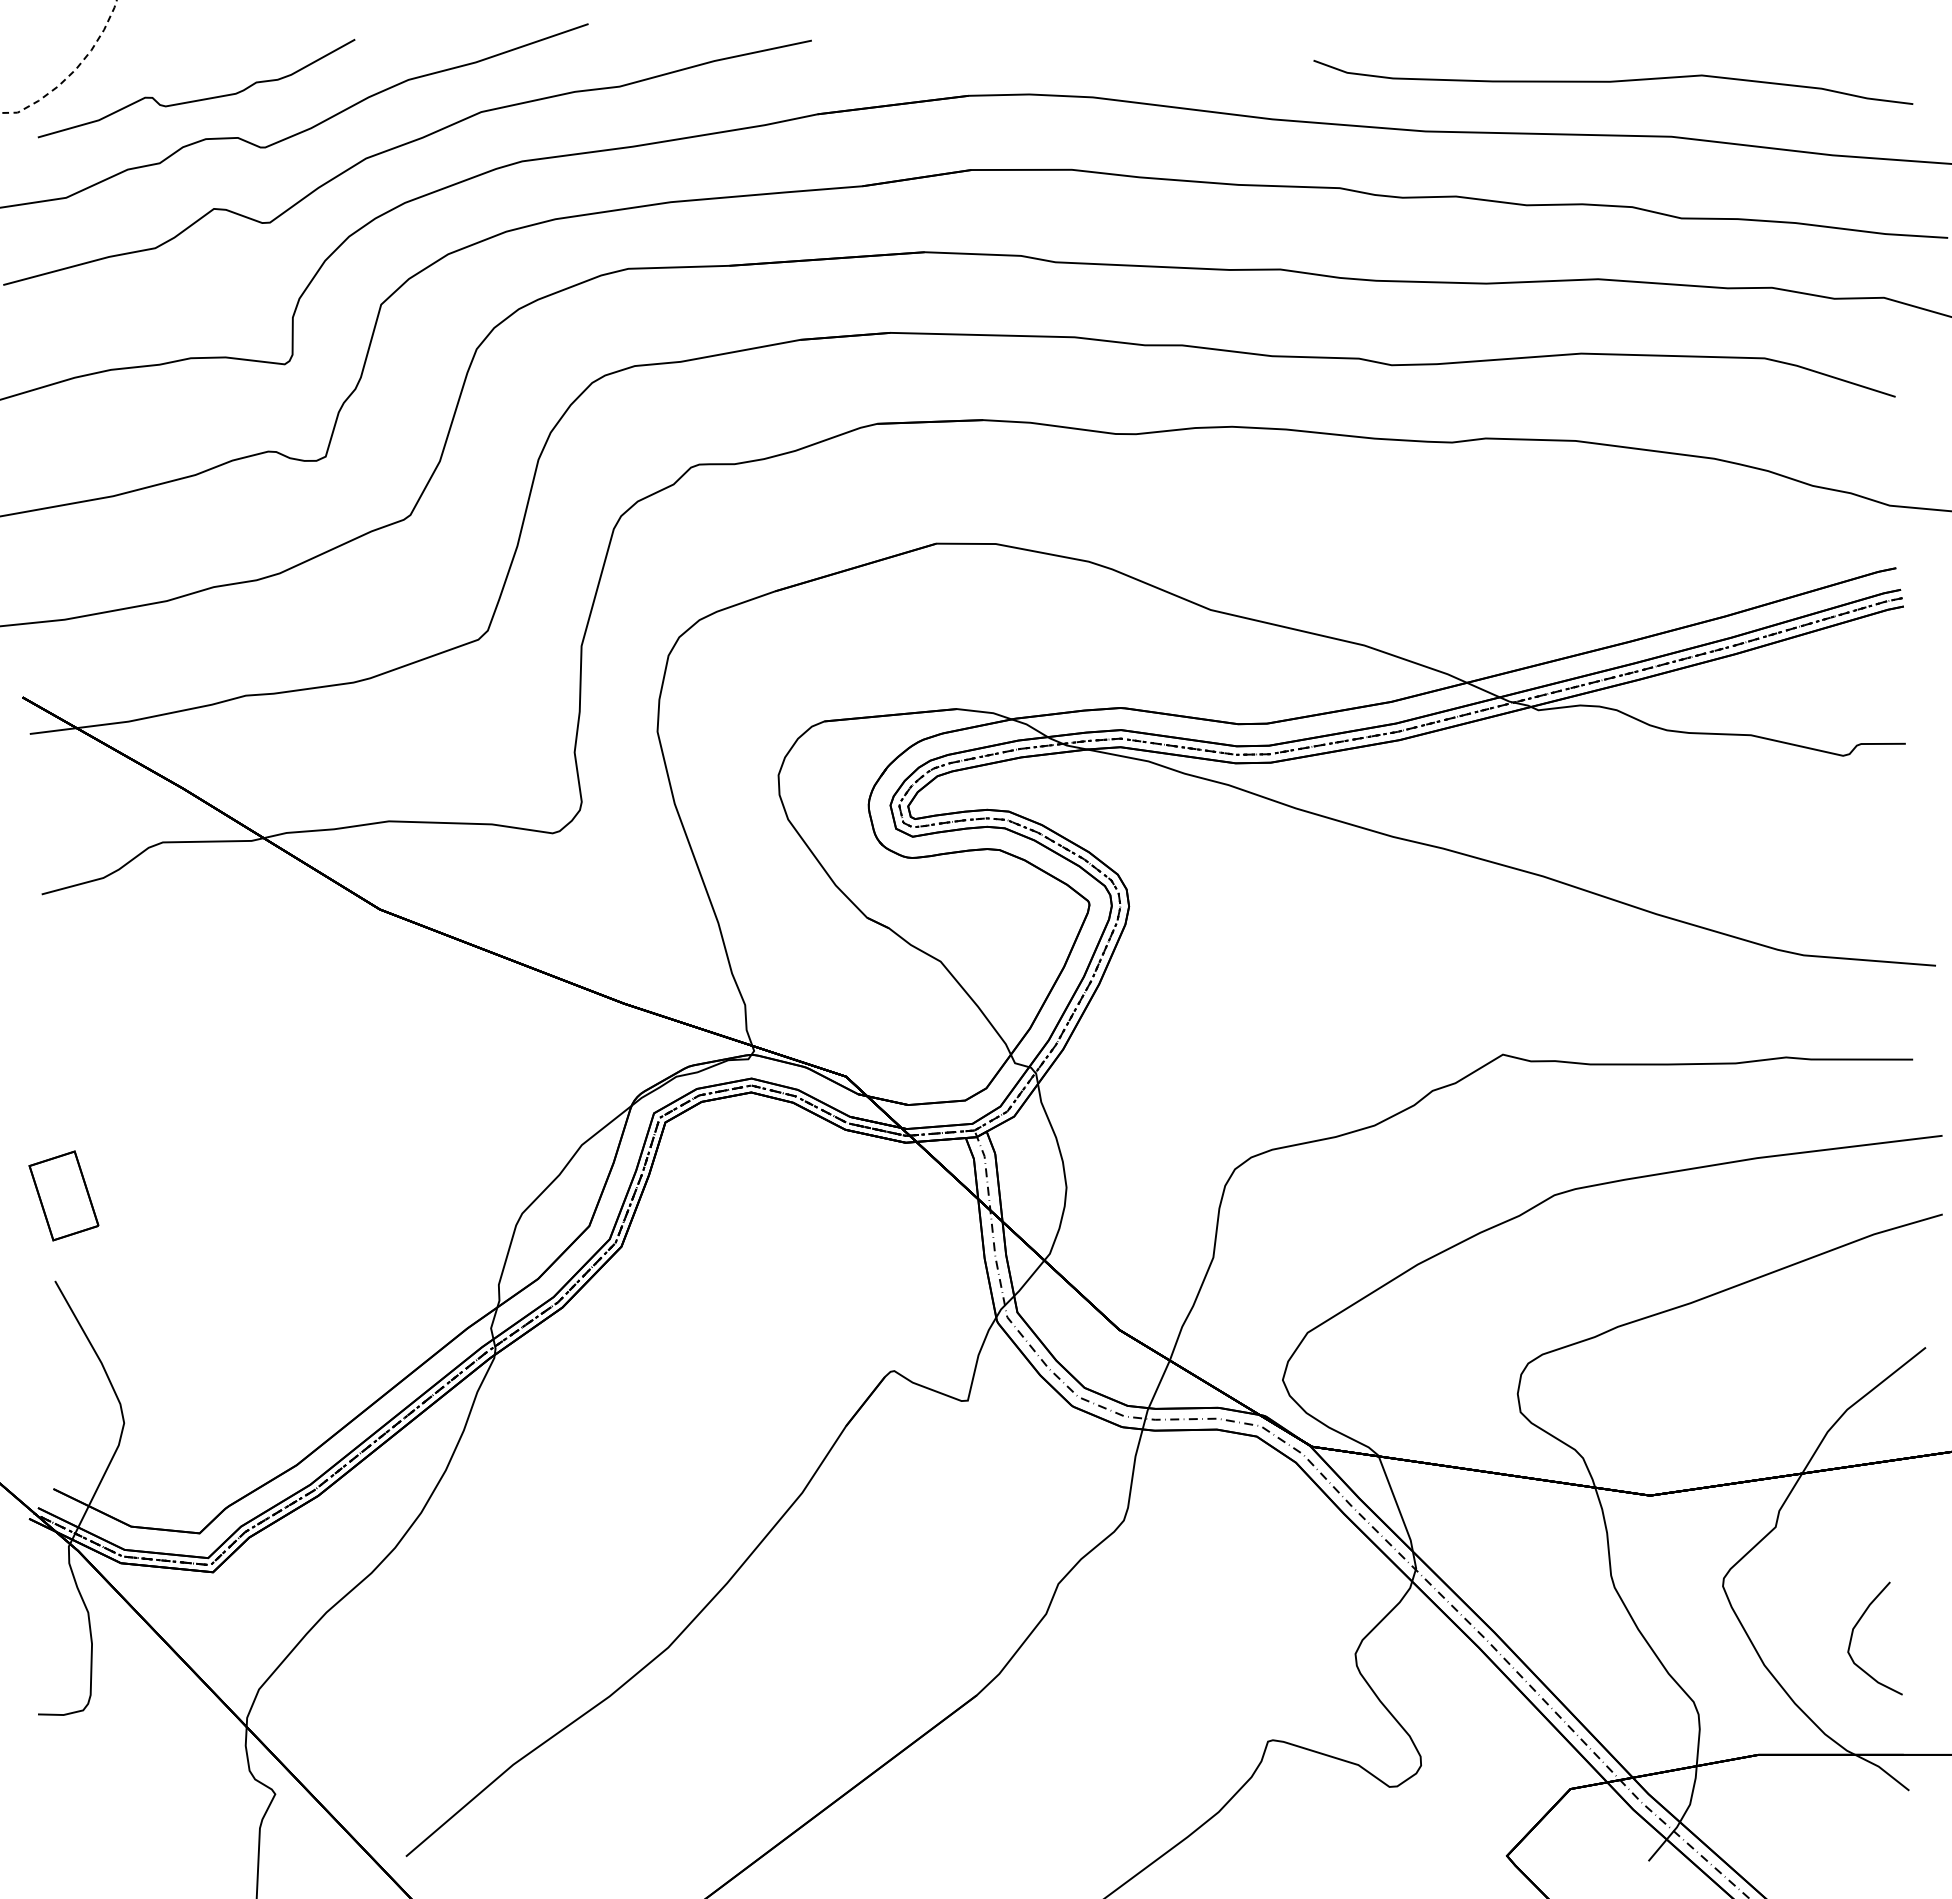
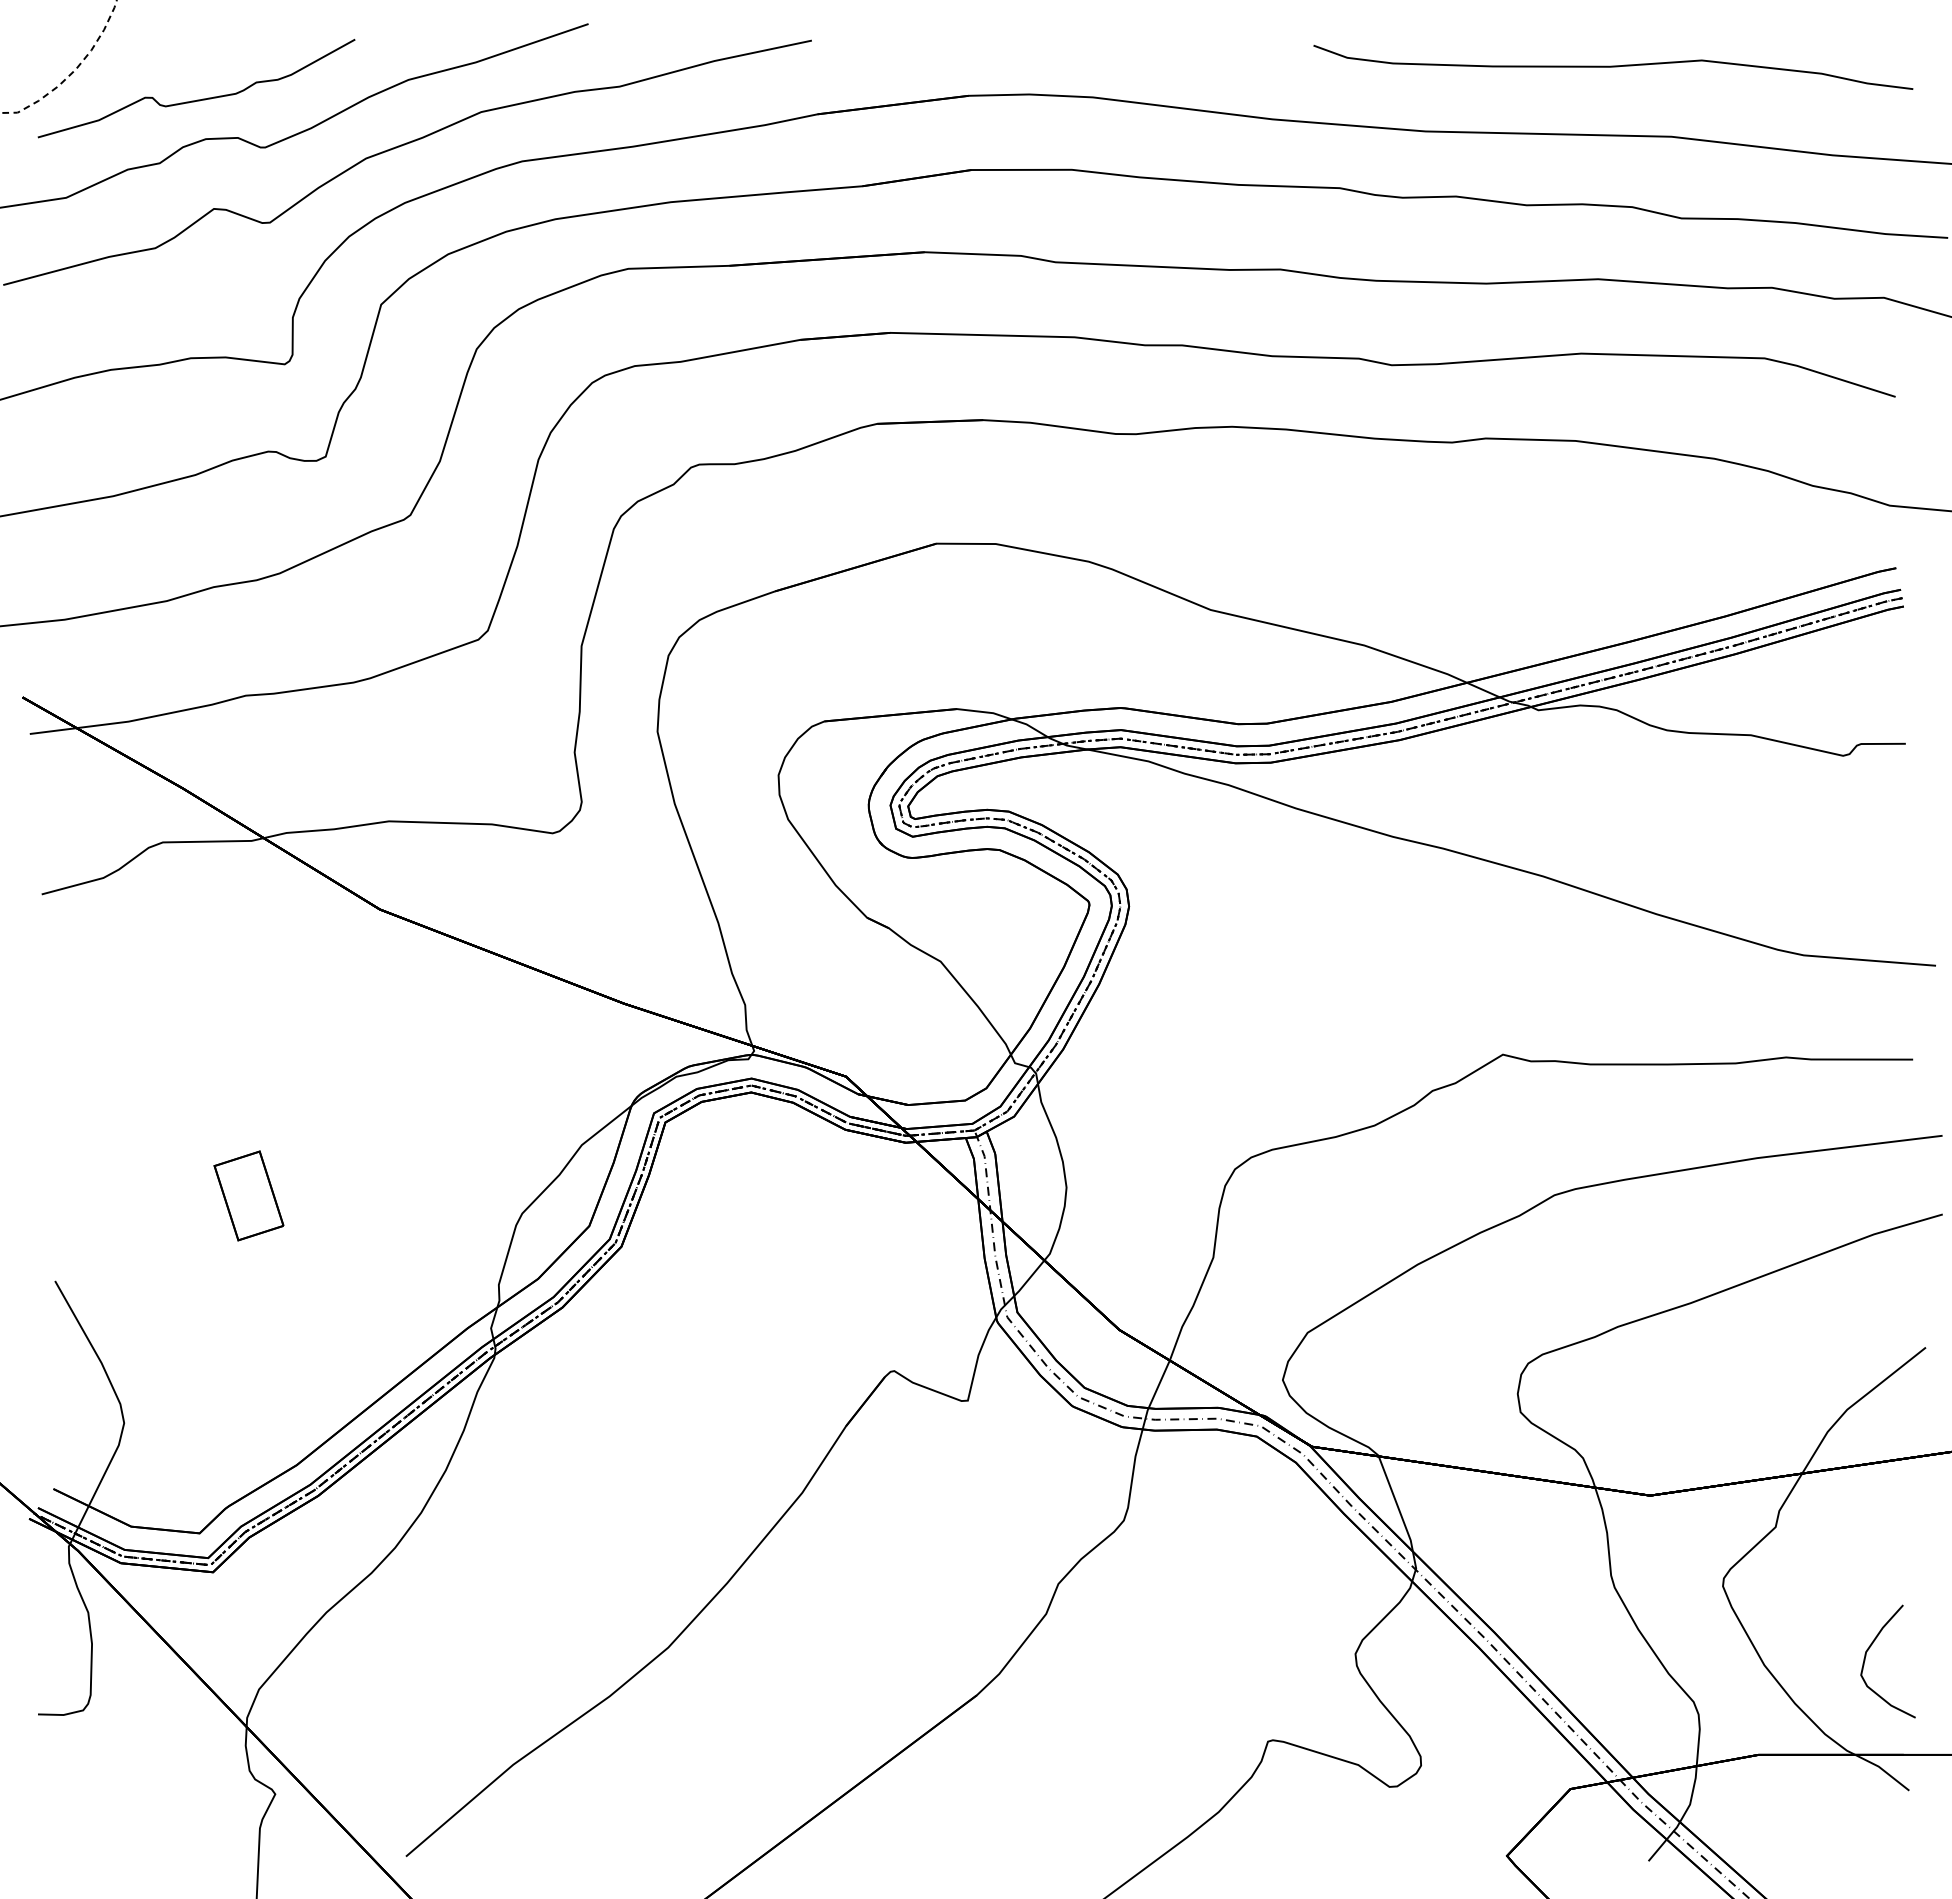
curve position: (1613, 81) -> (1613, 66) (1613, 66)
part position: (63, 1195) -> (248, 1195) (248, 1195)
curve position: (1853, 1633) -> (1866, 1656) (1866, 1656)
